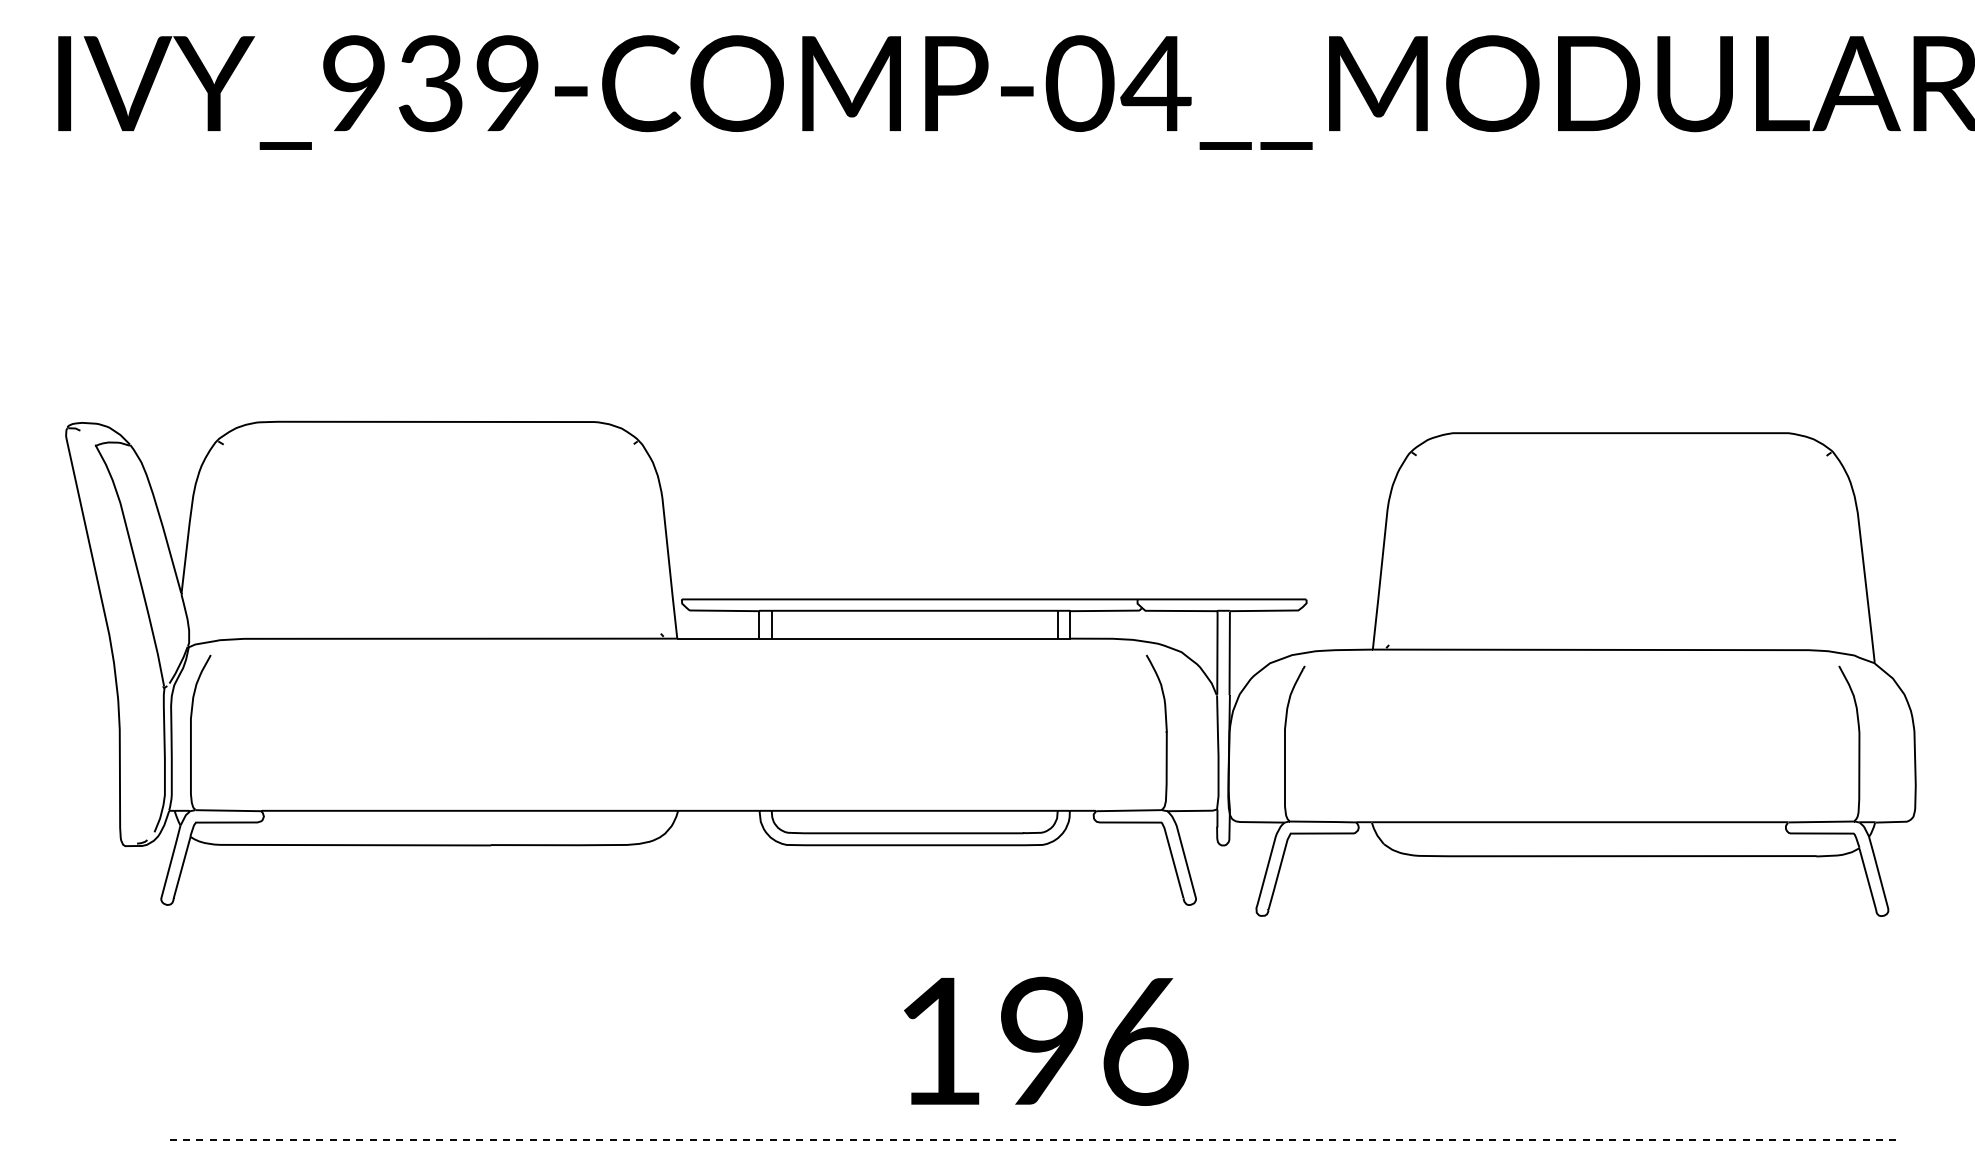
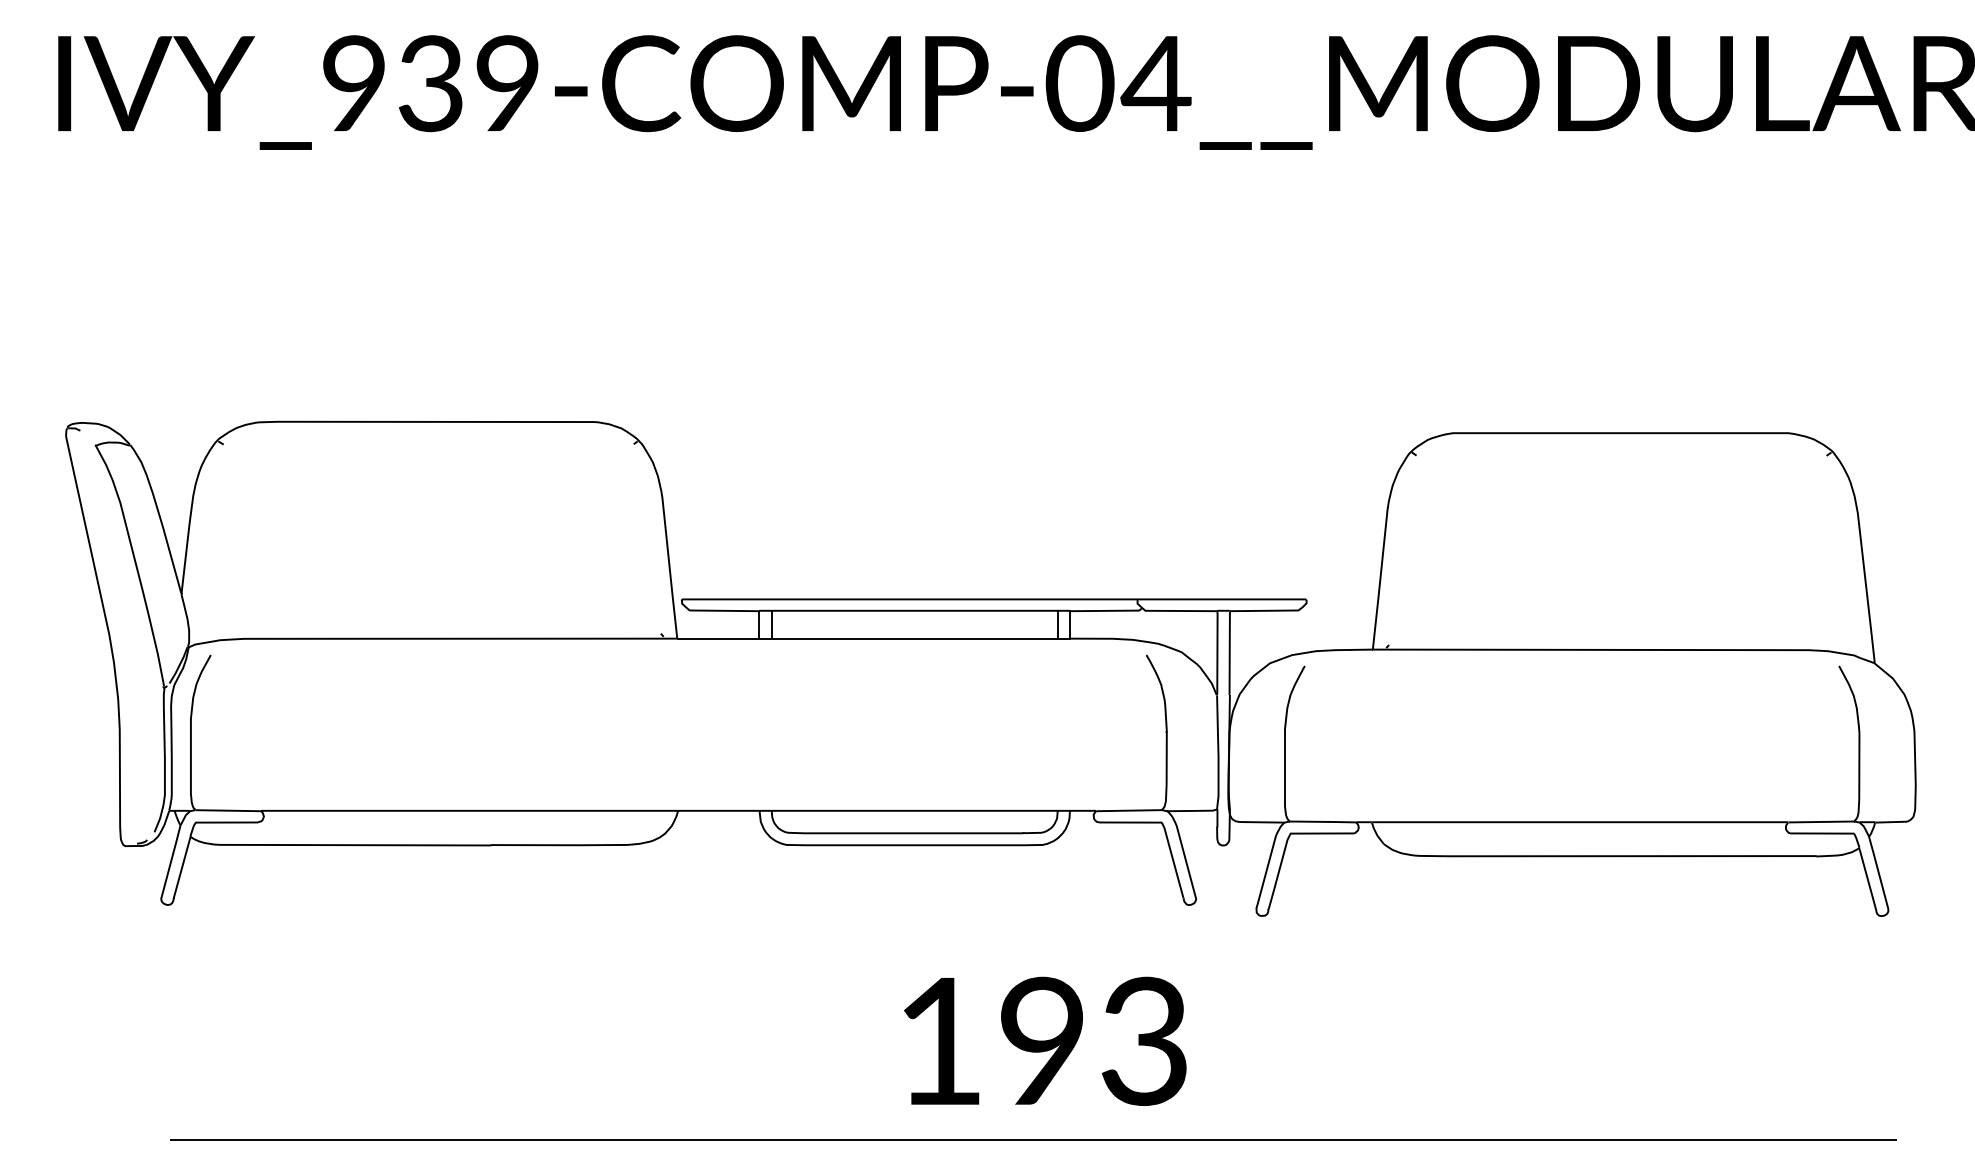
text: 196 -> 193 (1144, 1040)
line: dashed -> solid (1033, 1139)
